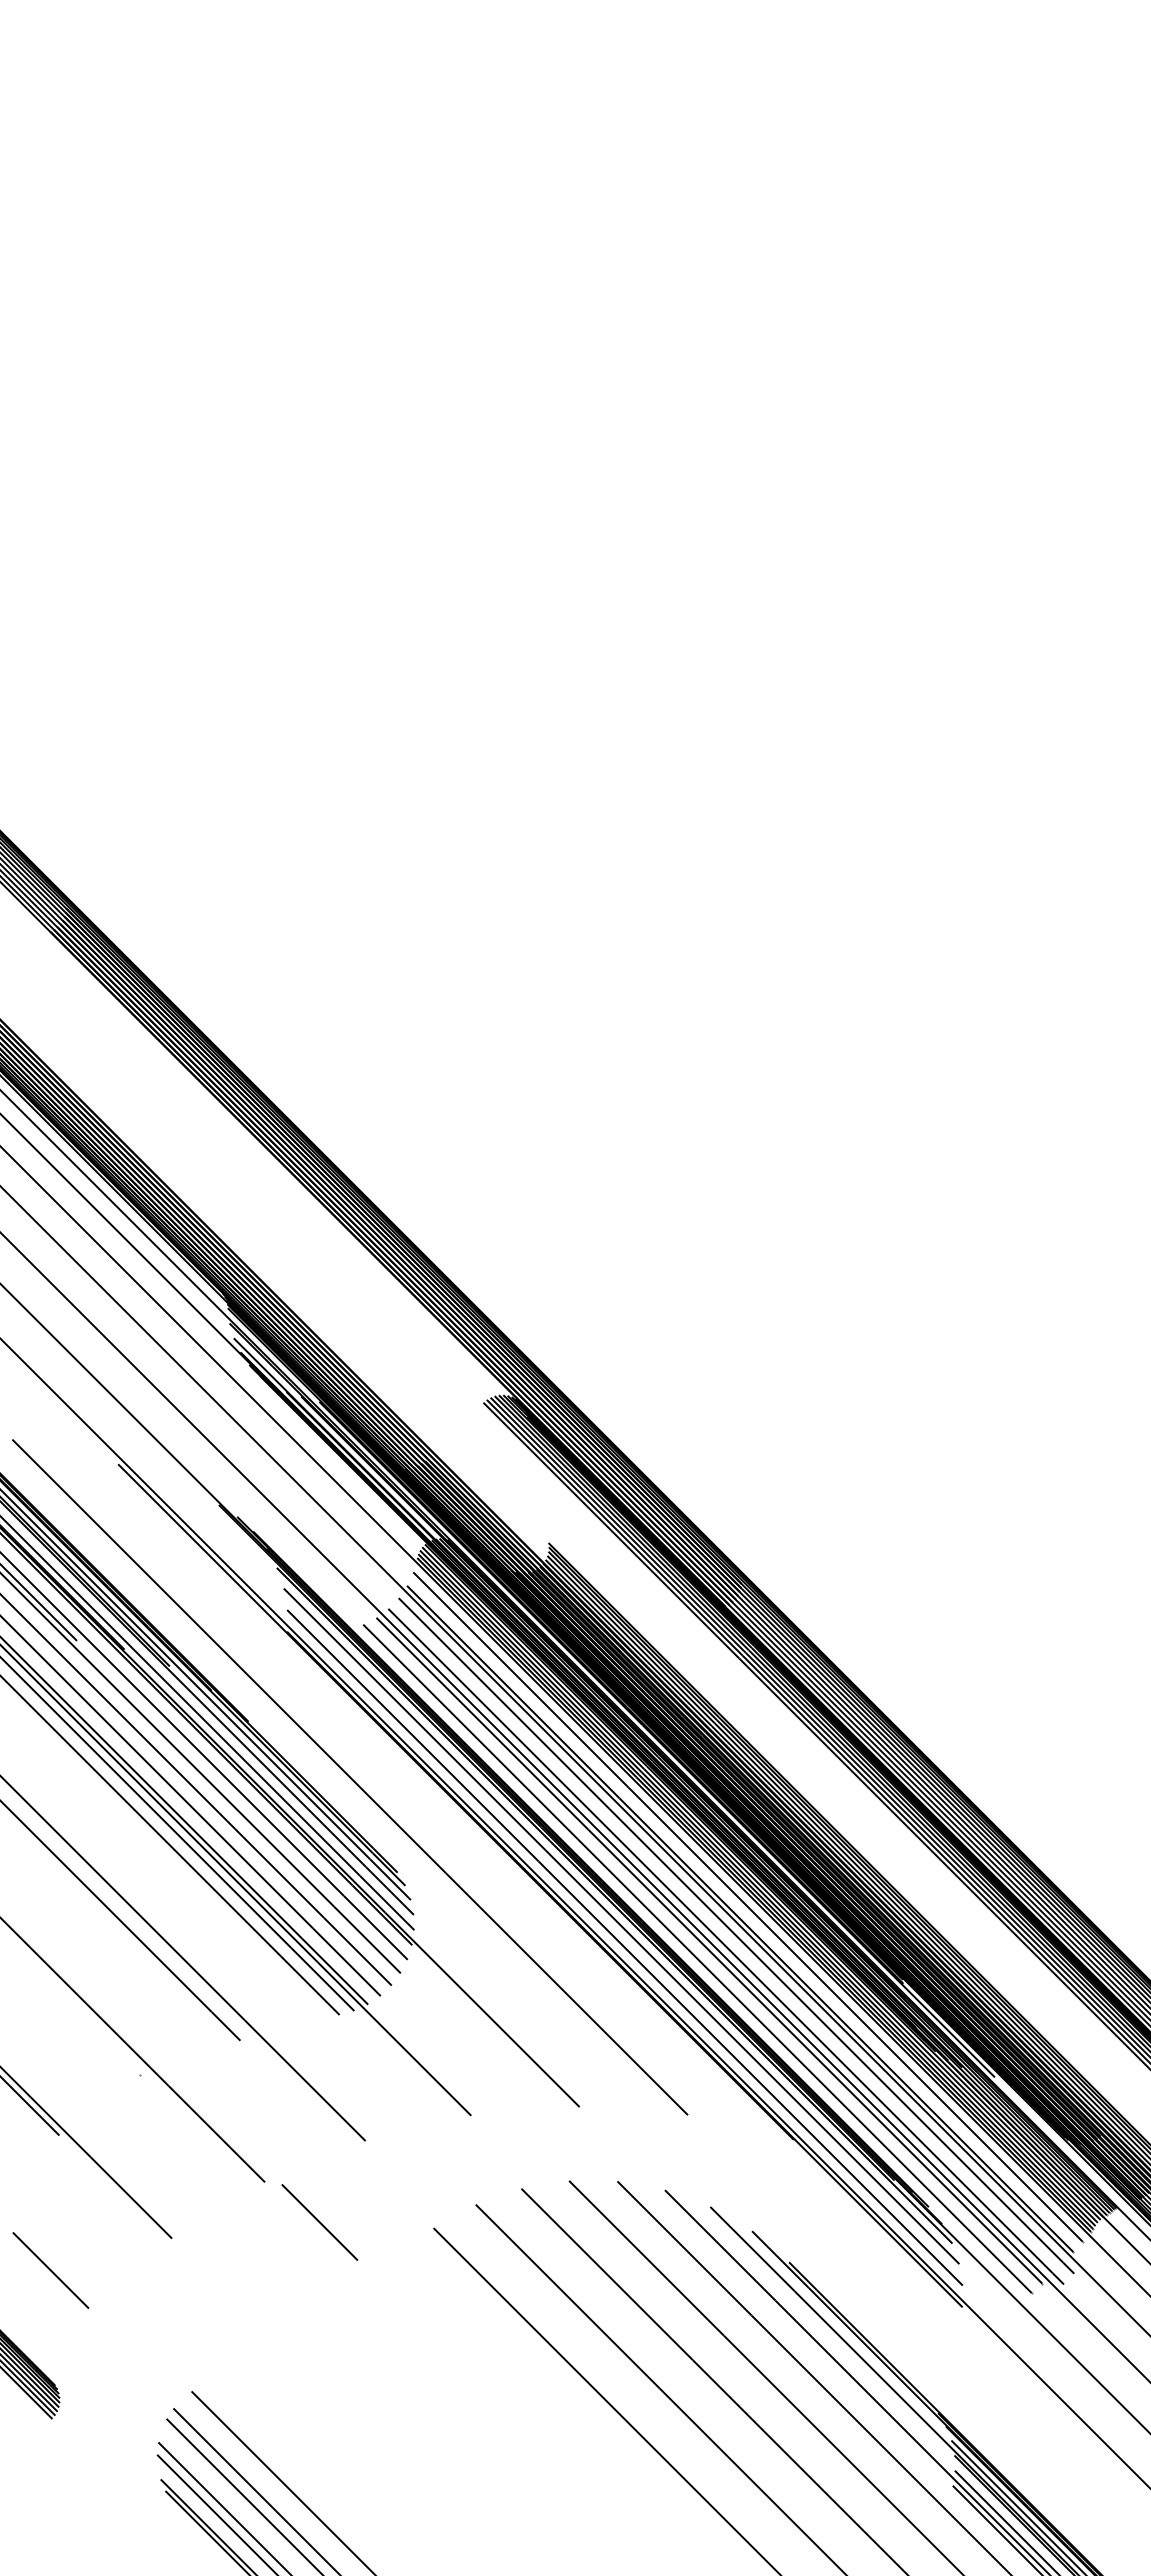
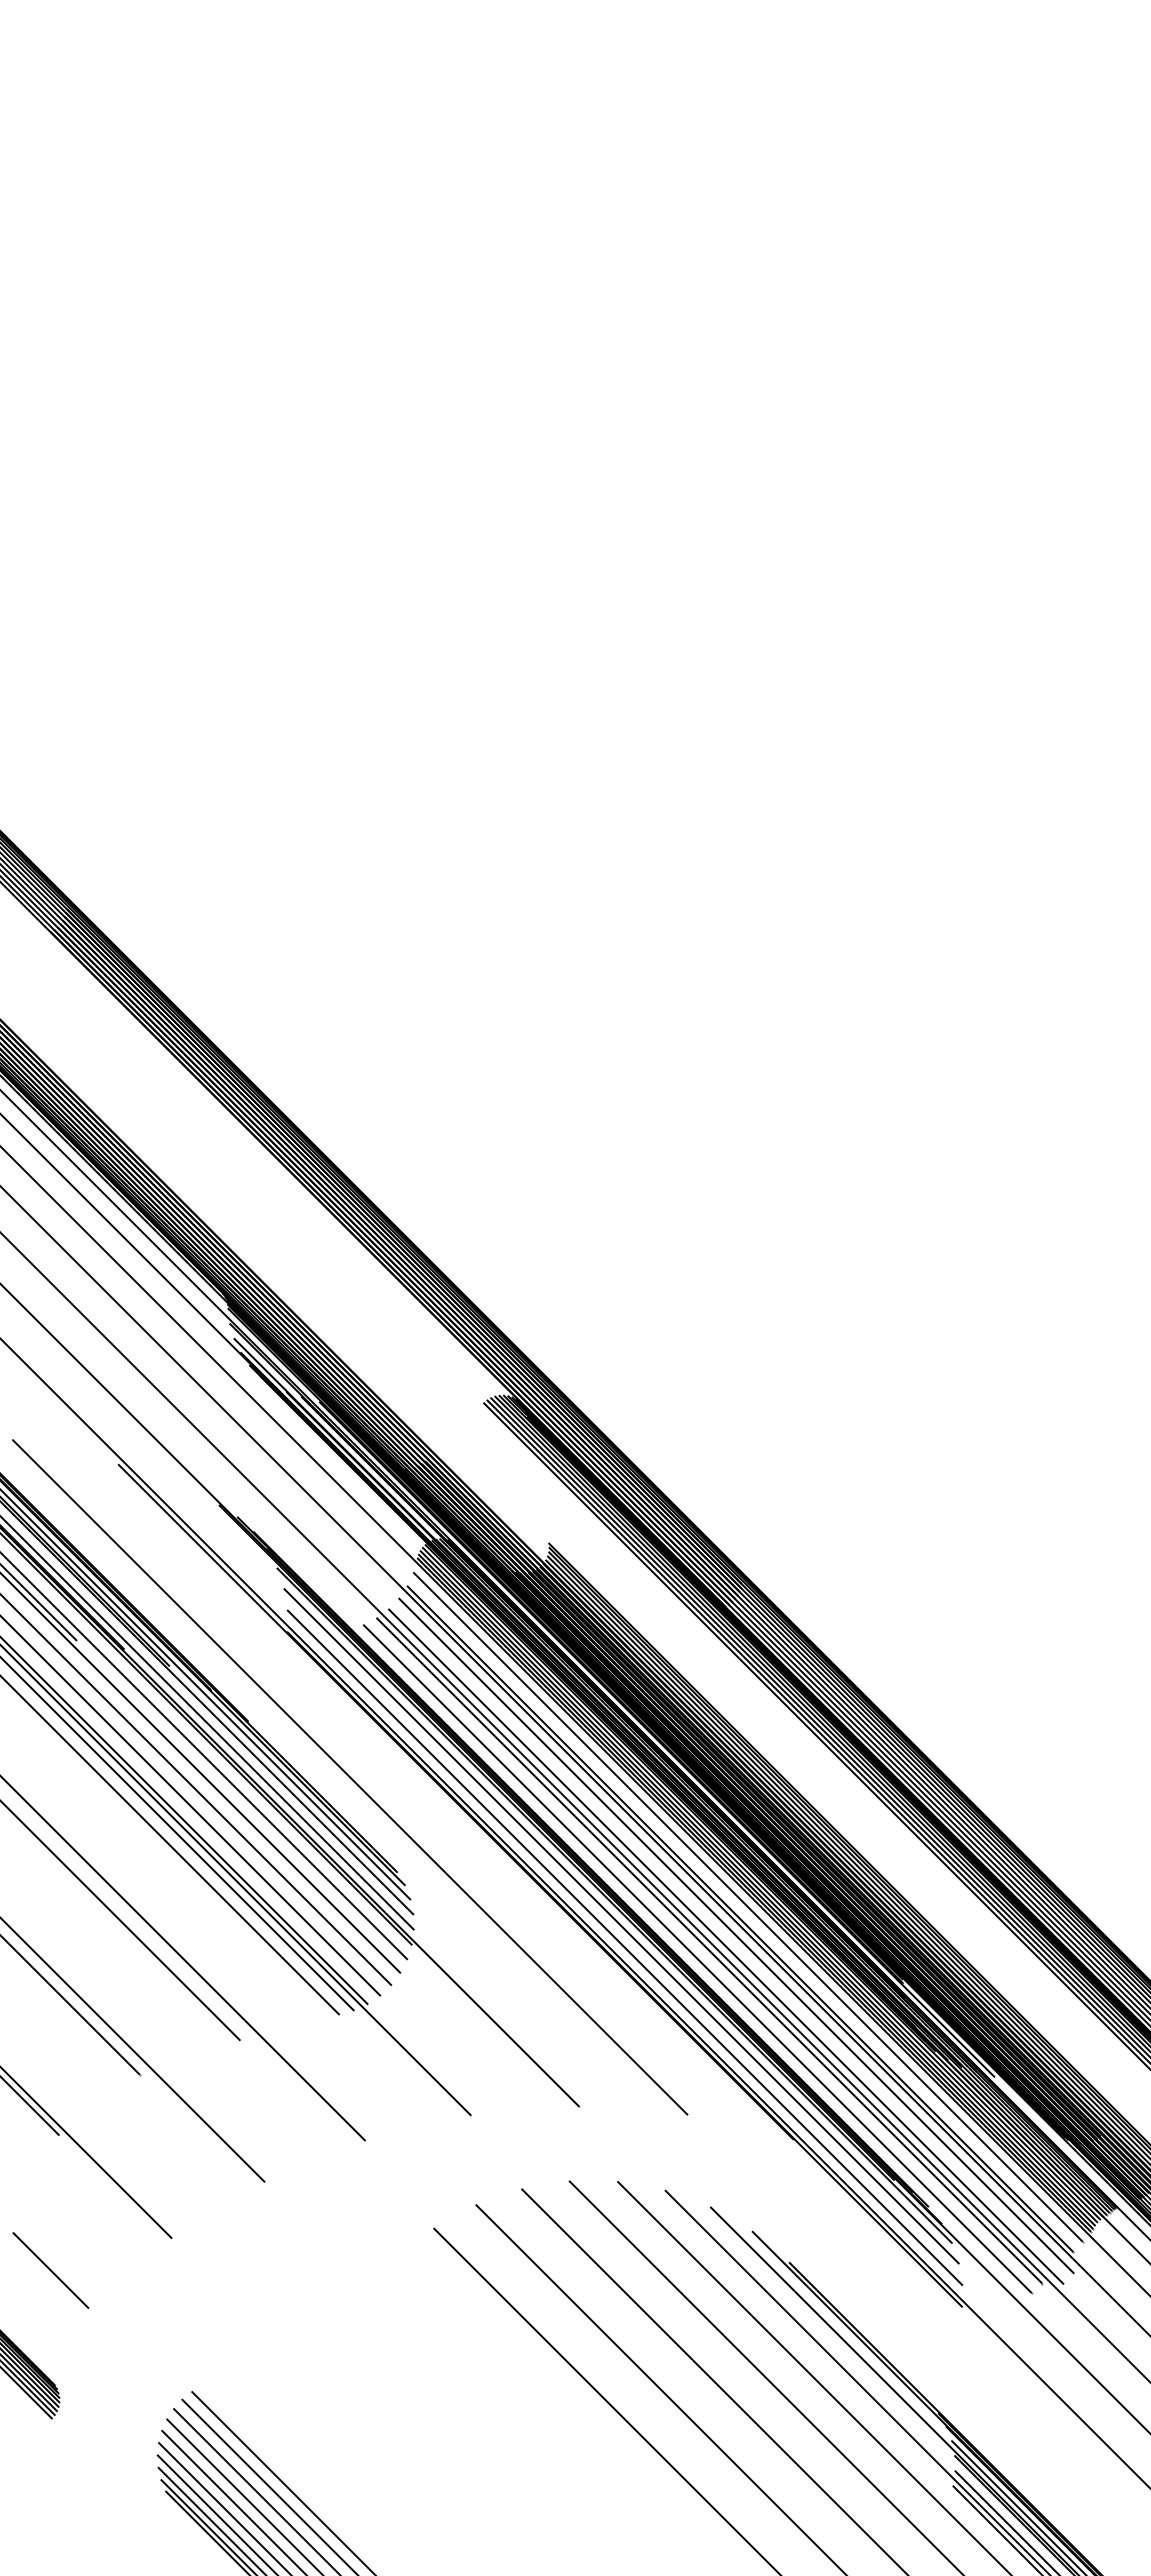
line: none -> present (70, 2005)
line: present -> none (319, 2222)
line: none -> present (268, 2485)
line: none -> present (232, 2501)
line: none -> present (210, 2519)
